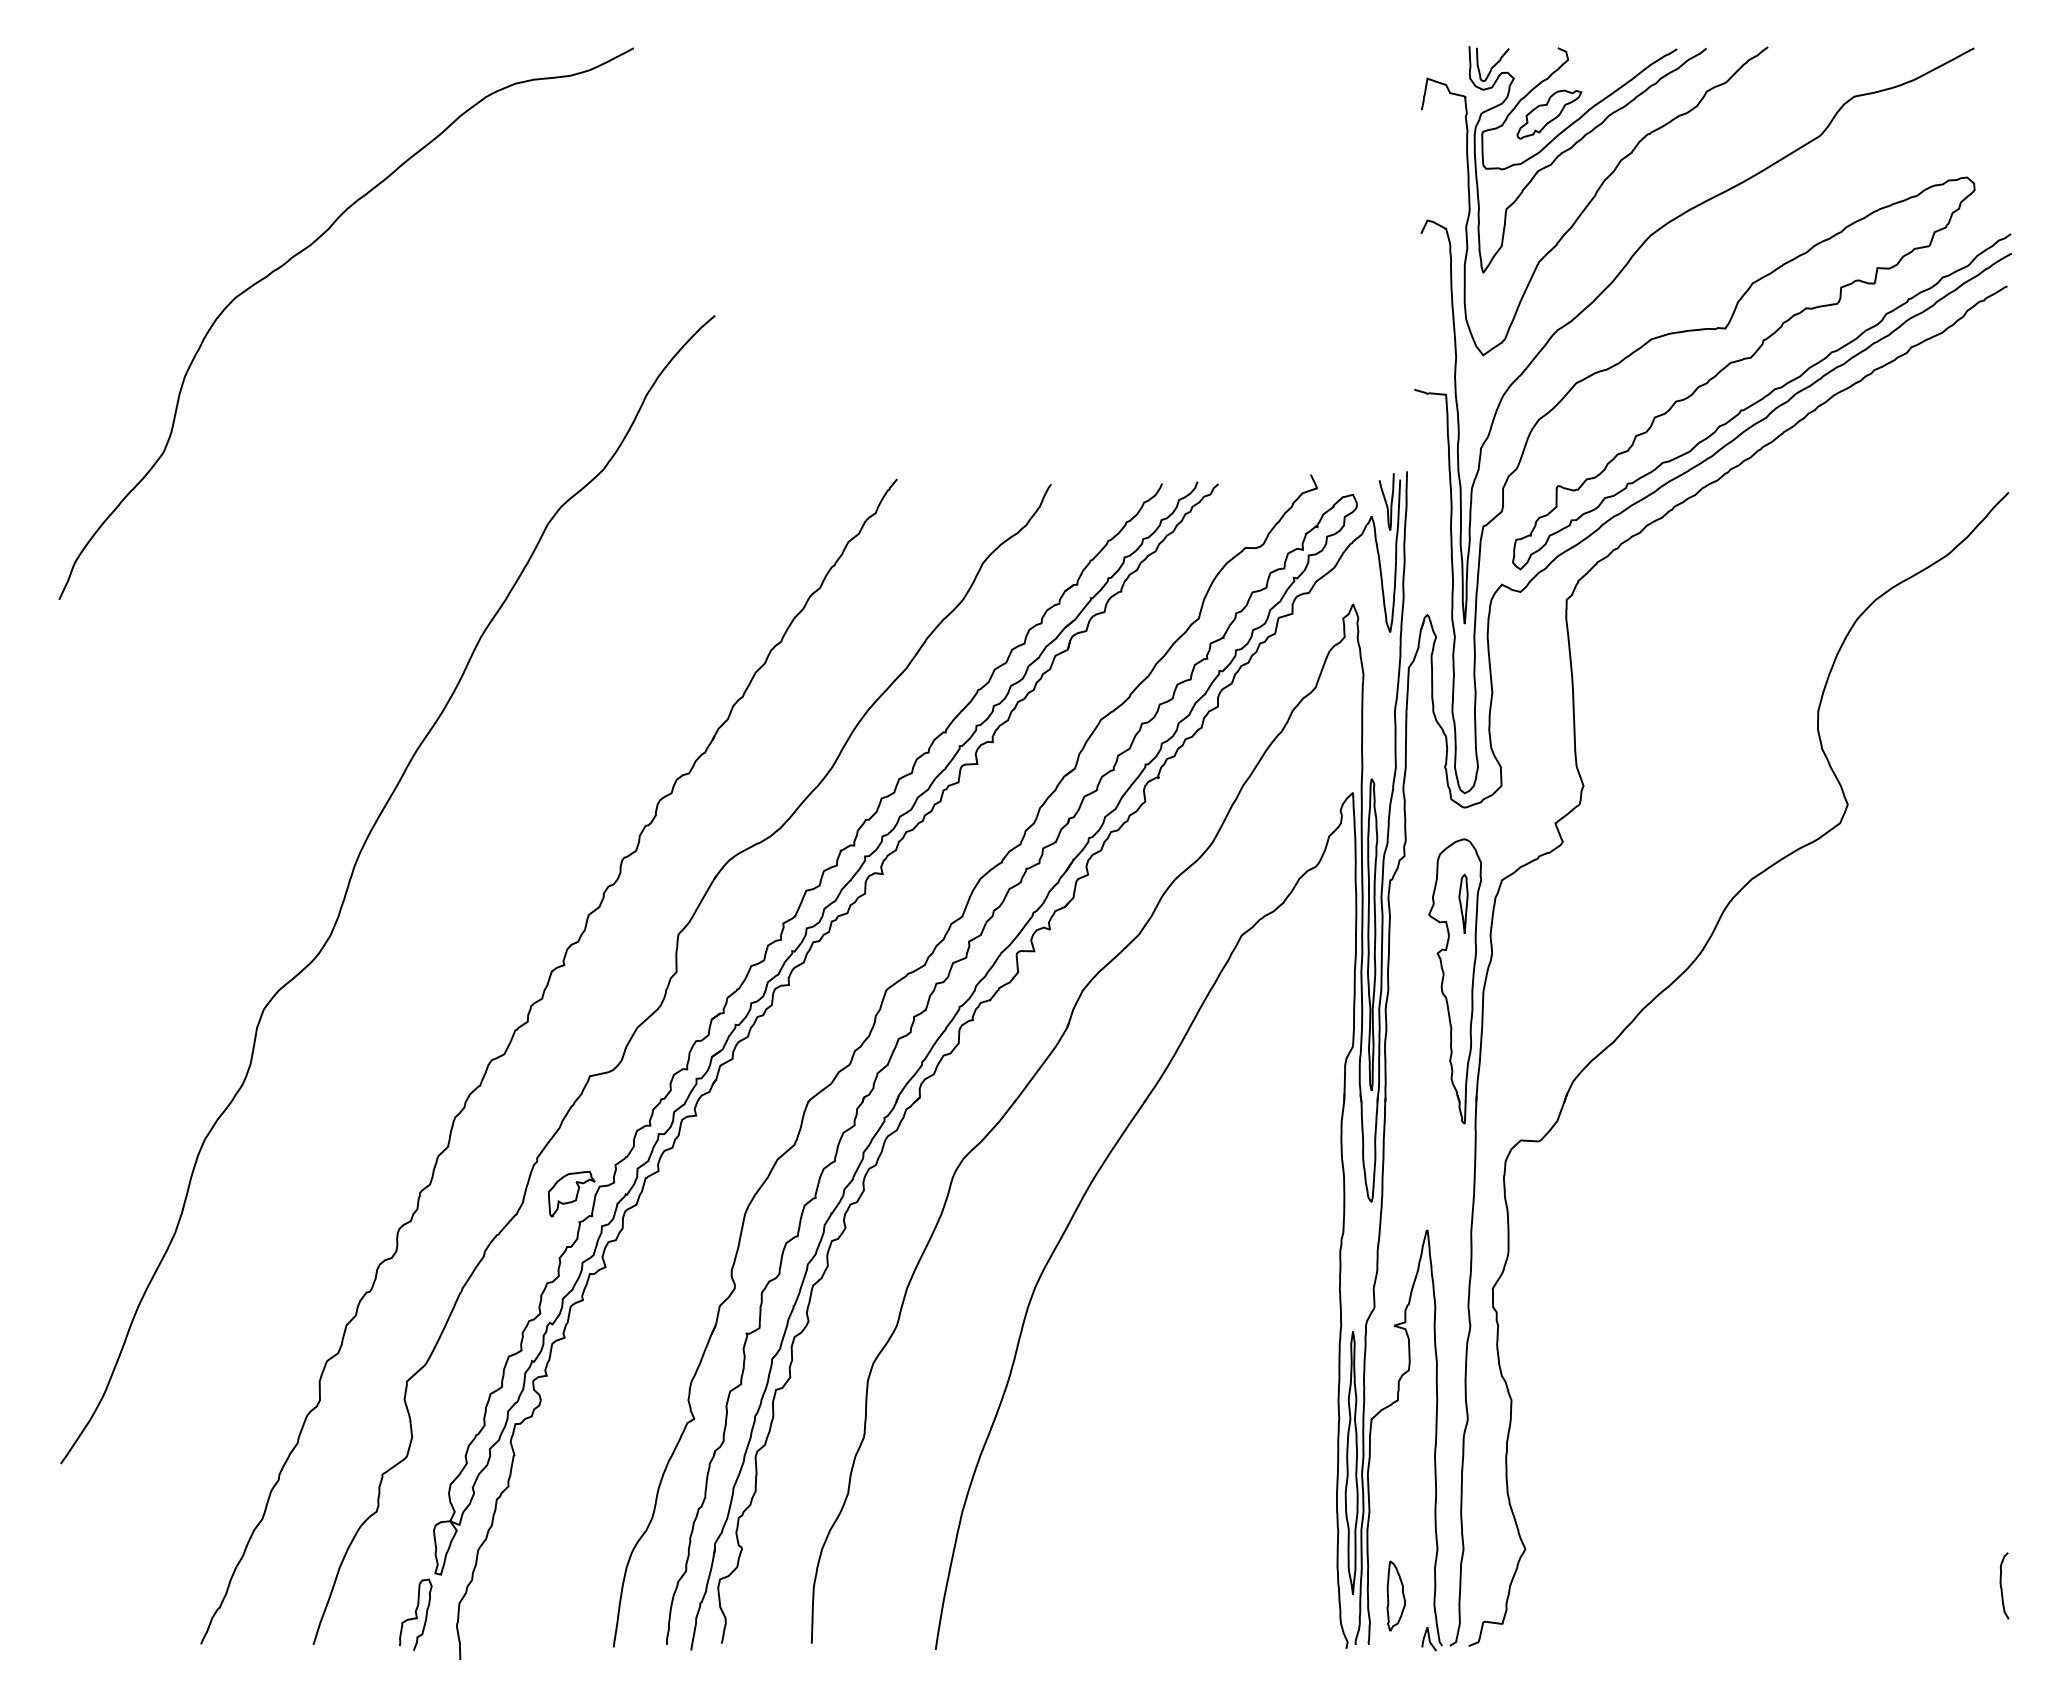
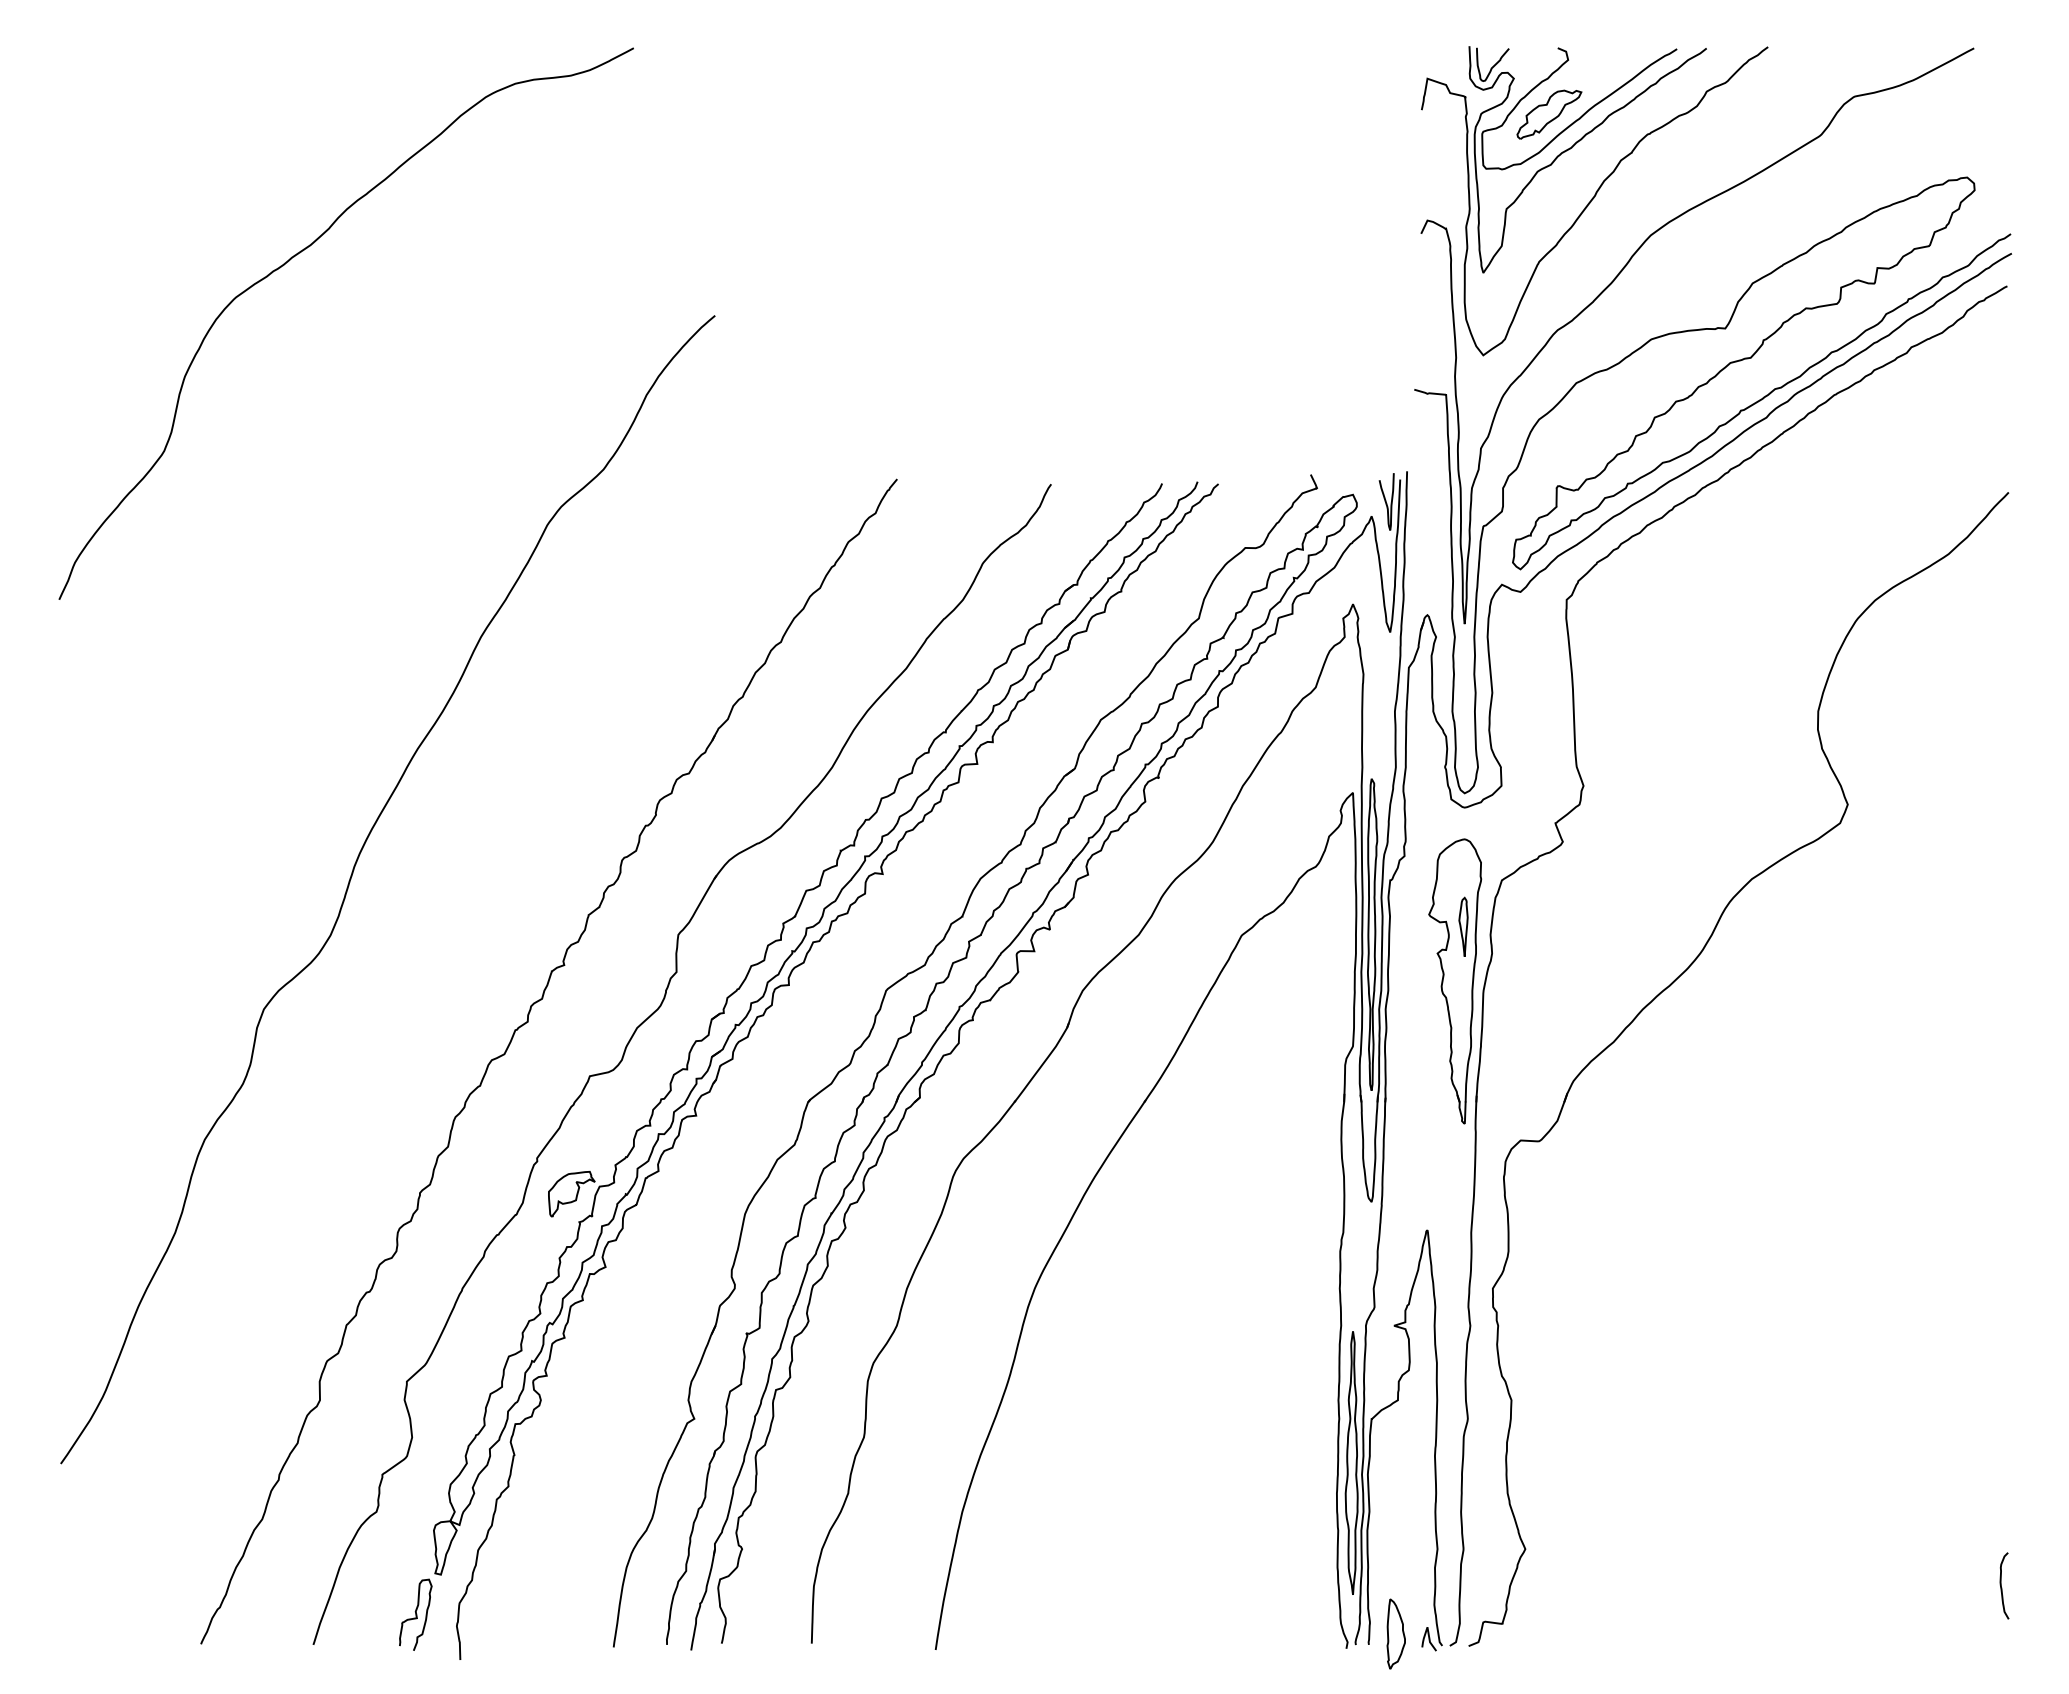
part position: (1463, 903) -> (1463, 926) (1463, 926)
part position: (1395, 1595) -> (1395, 1633) (1395, 1633)
